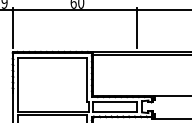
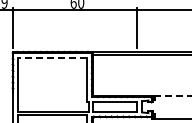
line: solid -> dashed (52, 57)
line: solid -> dashed (172, 96)
